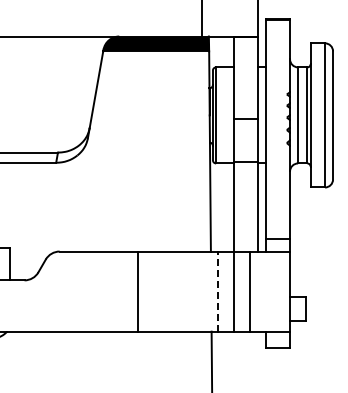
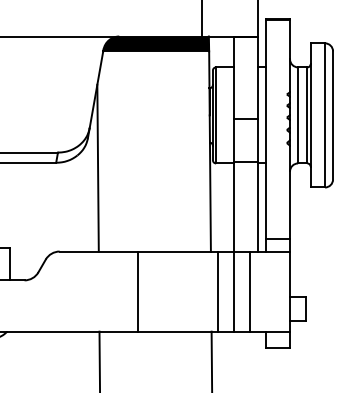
line: none -> present (97, 167)
line: dashed -> solid (217, 291)
line: none -> present (99, 360)
